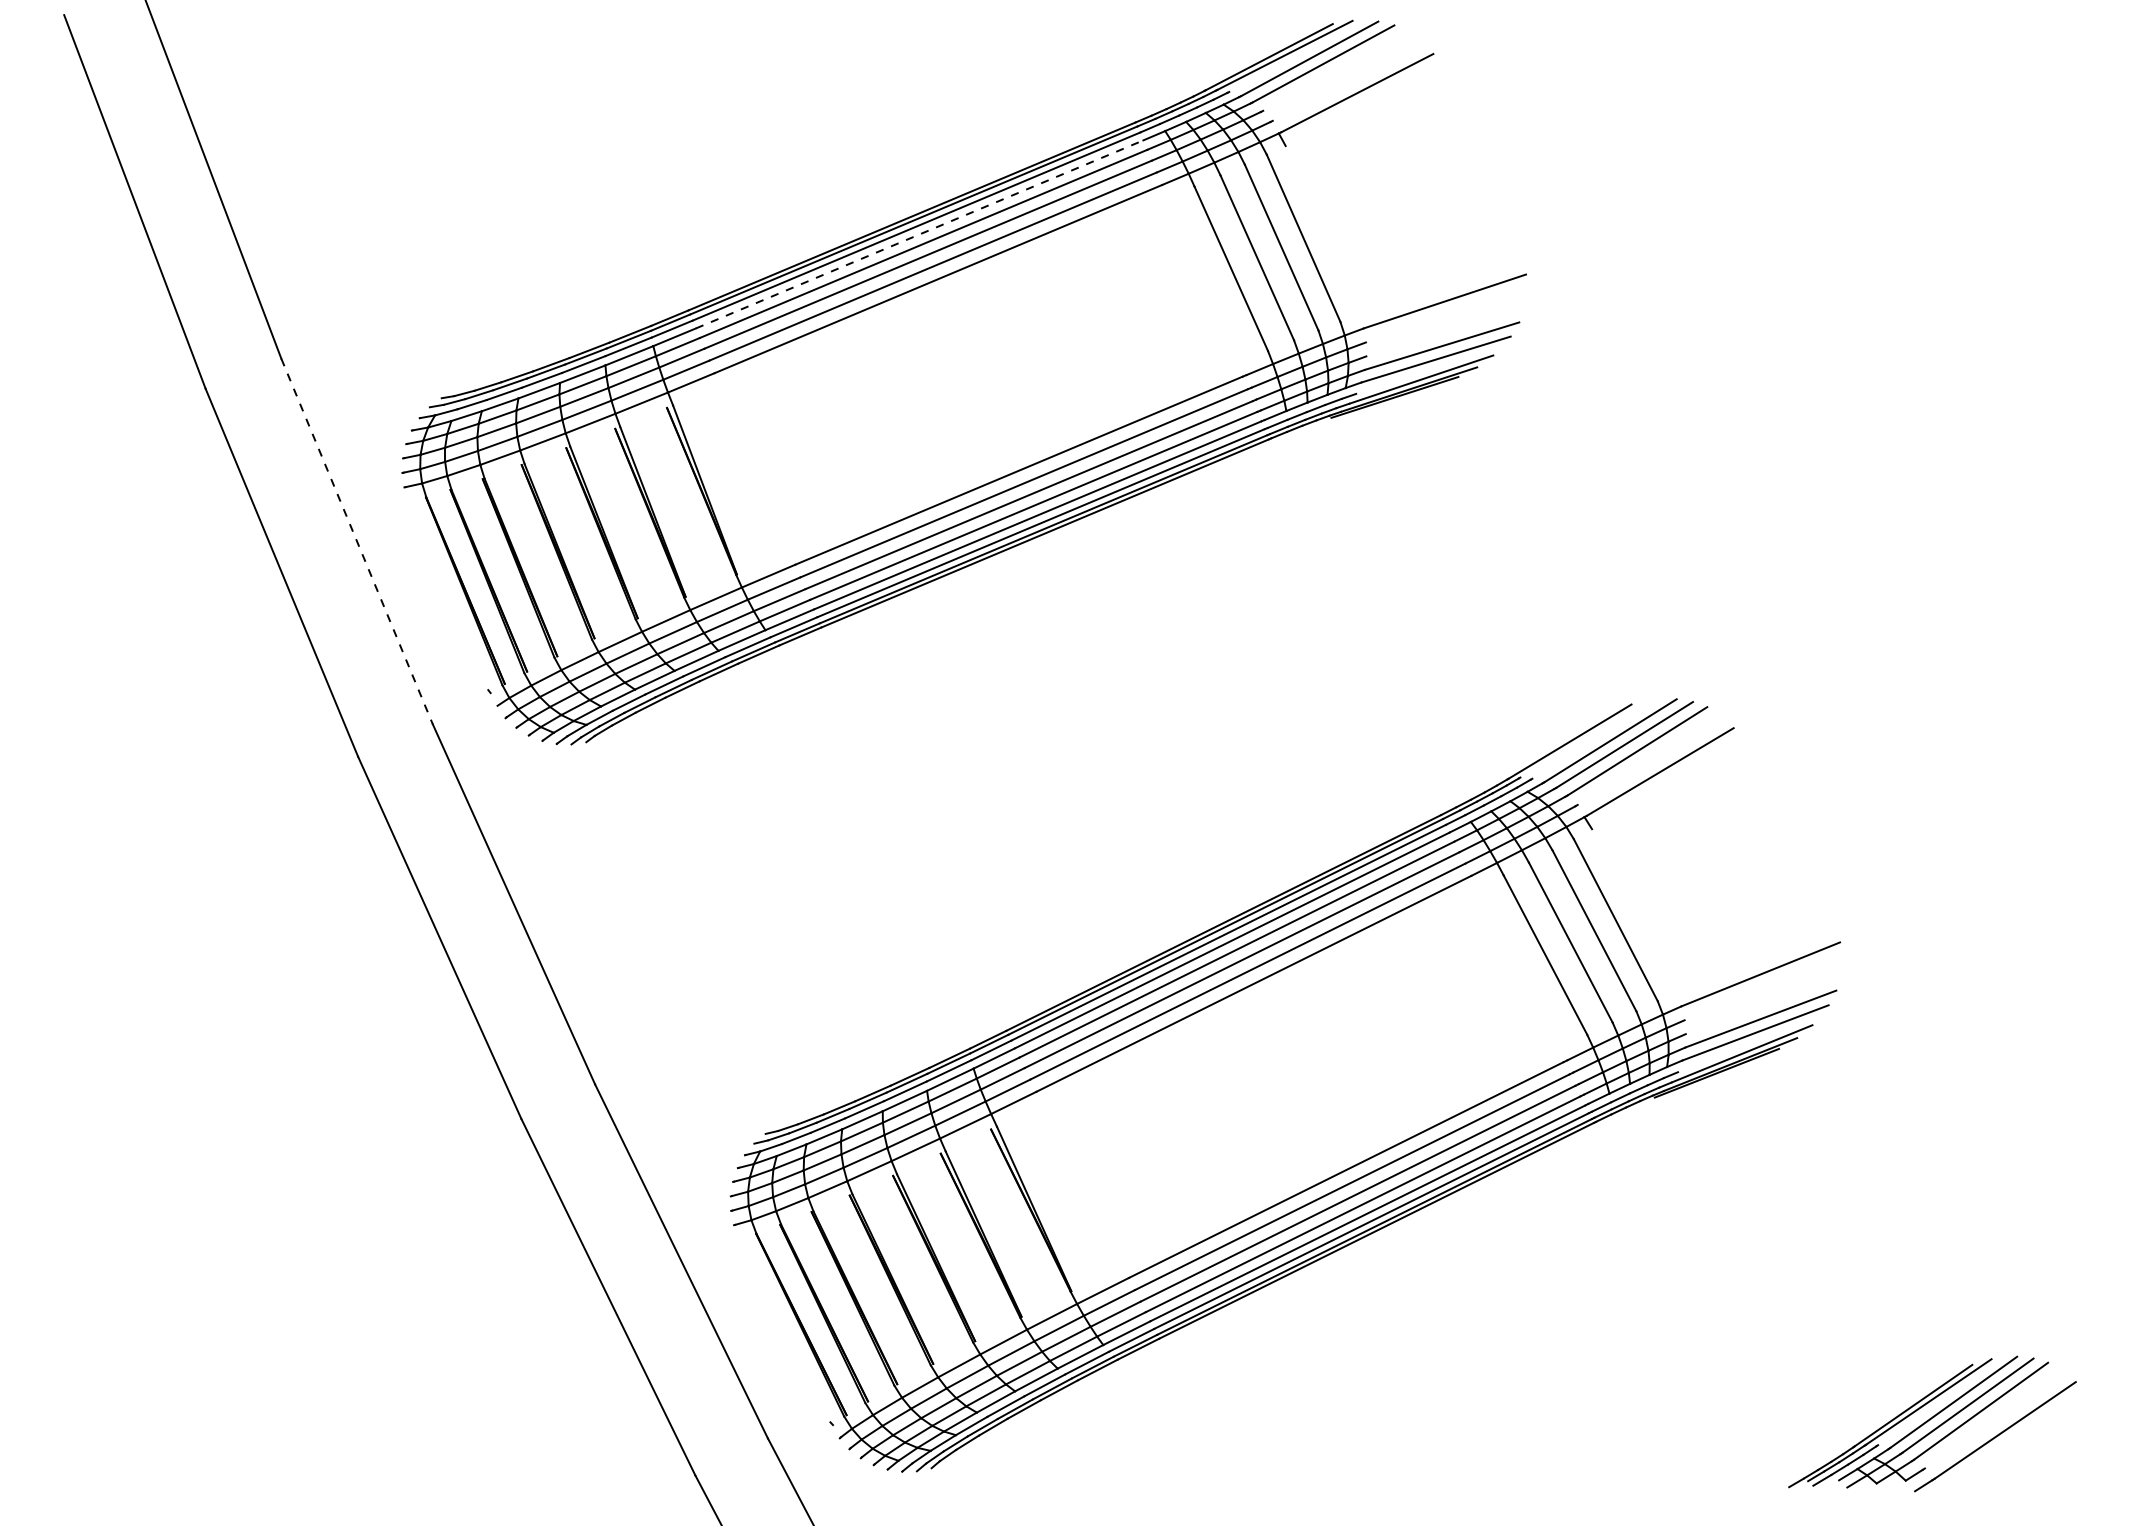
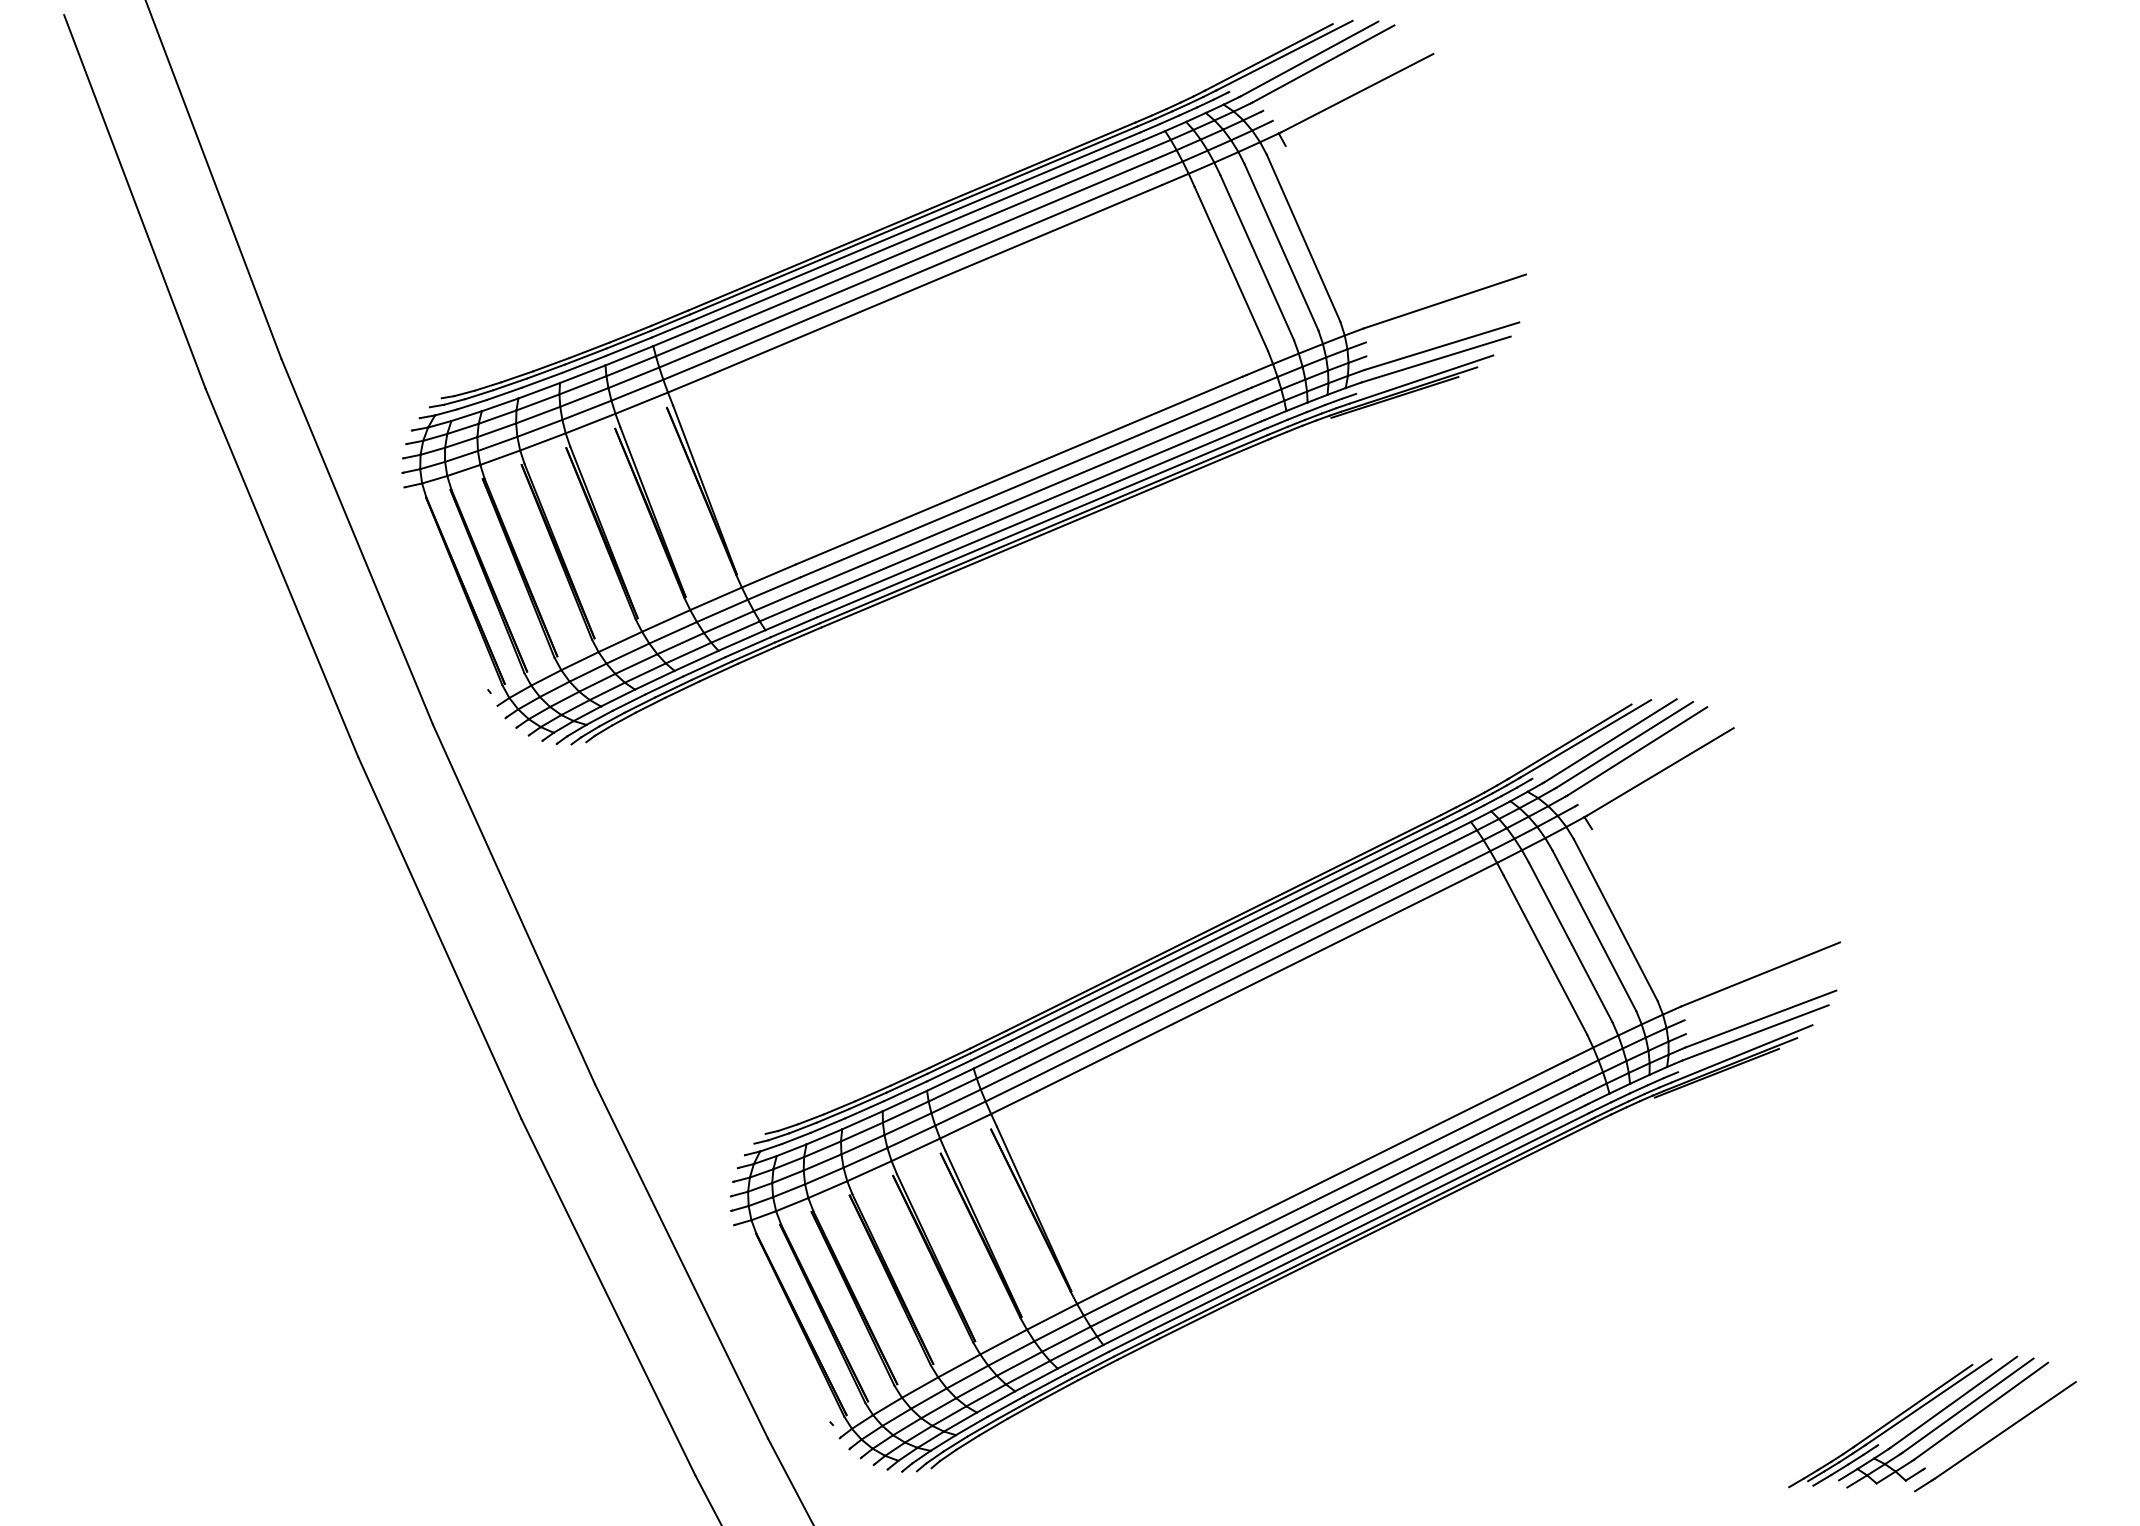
line: dashed -> solid (919, 234)
line: dashed -> solid (357, 541)
line: none -> present (1585, 738)
